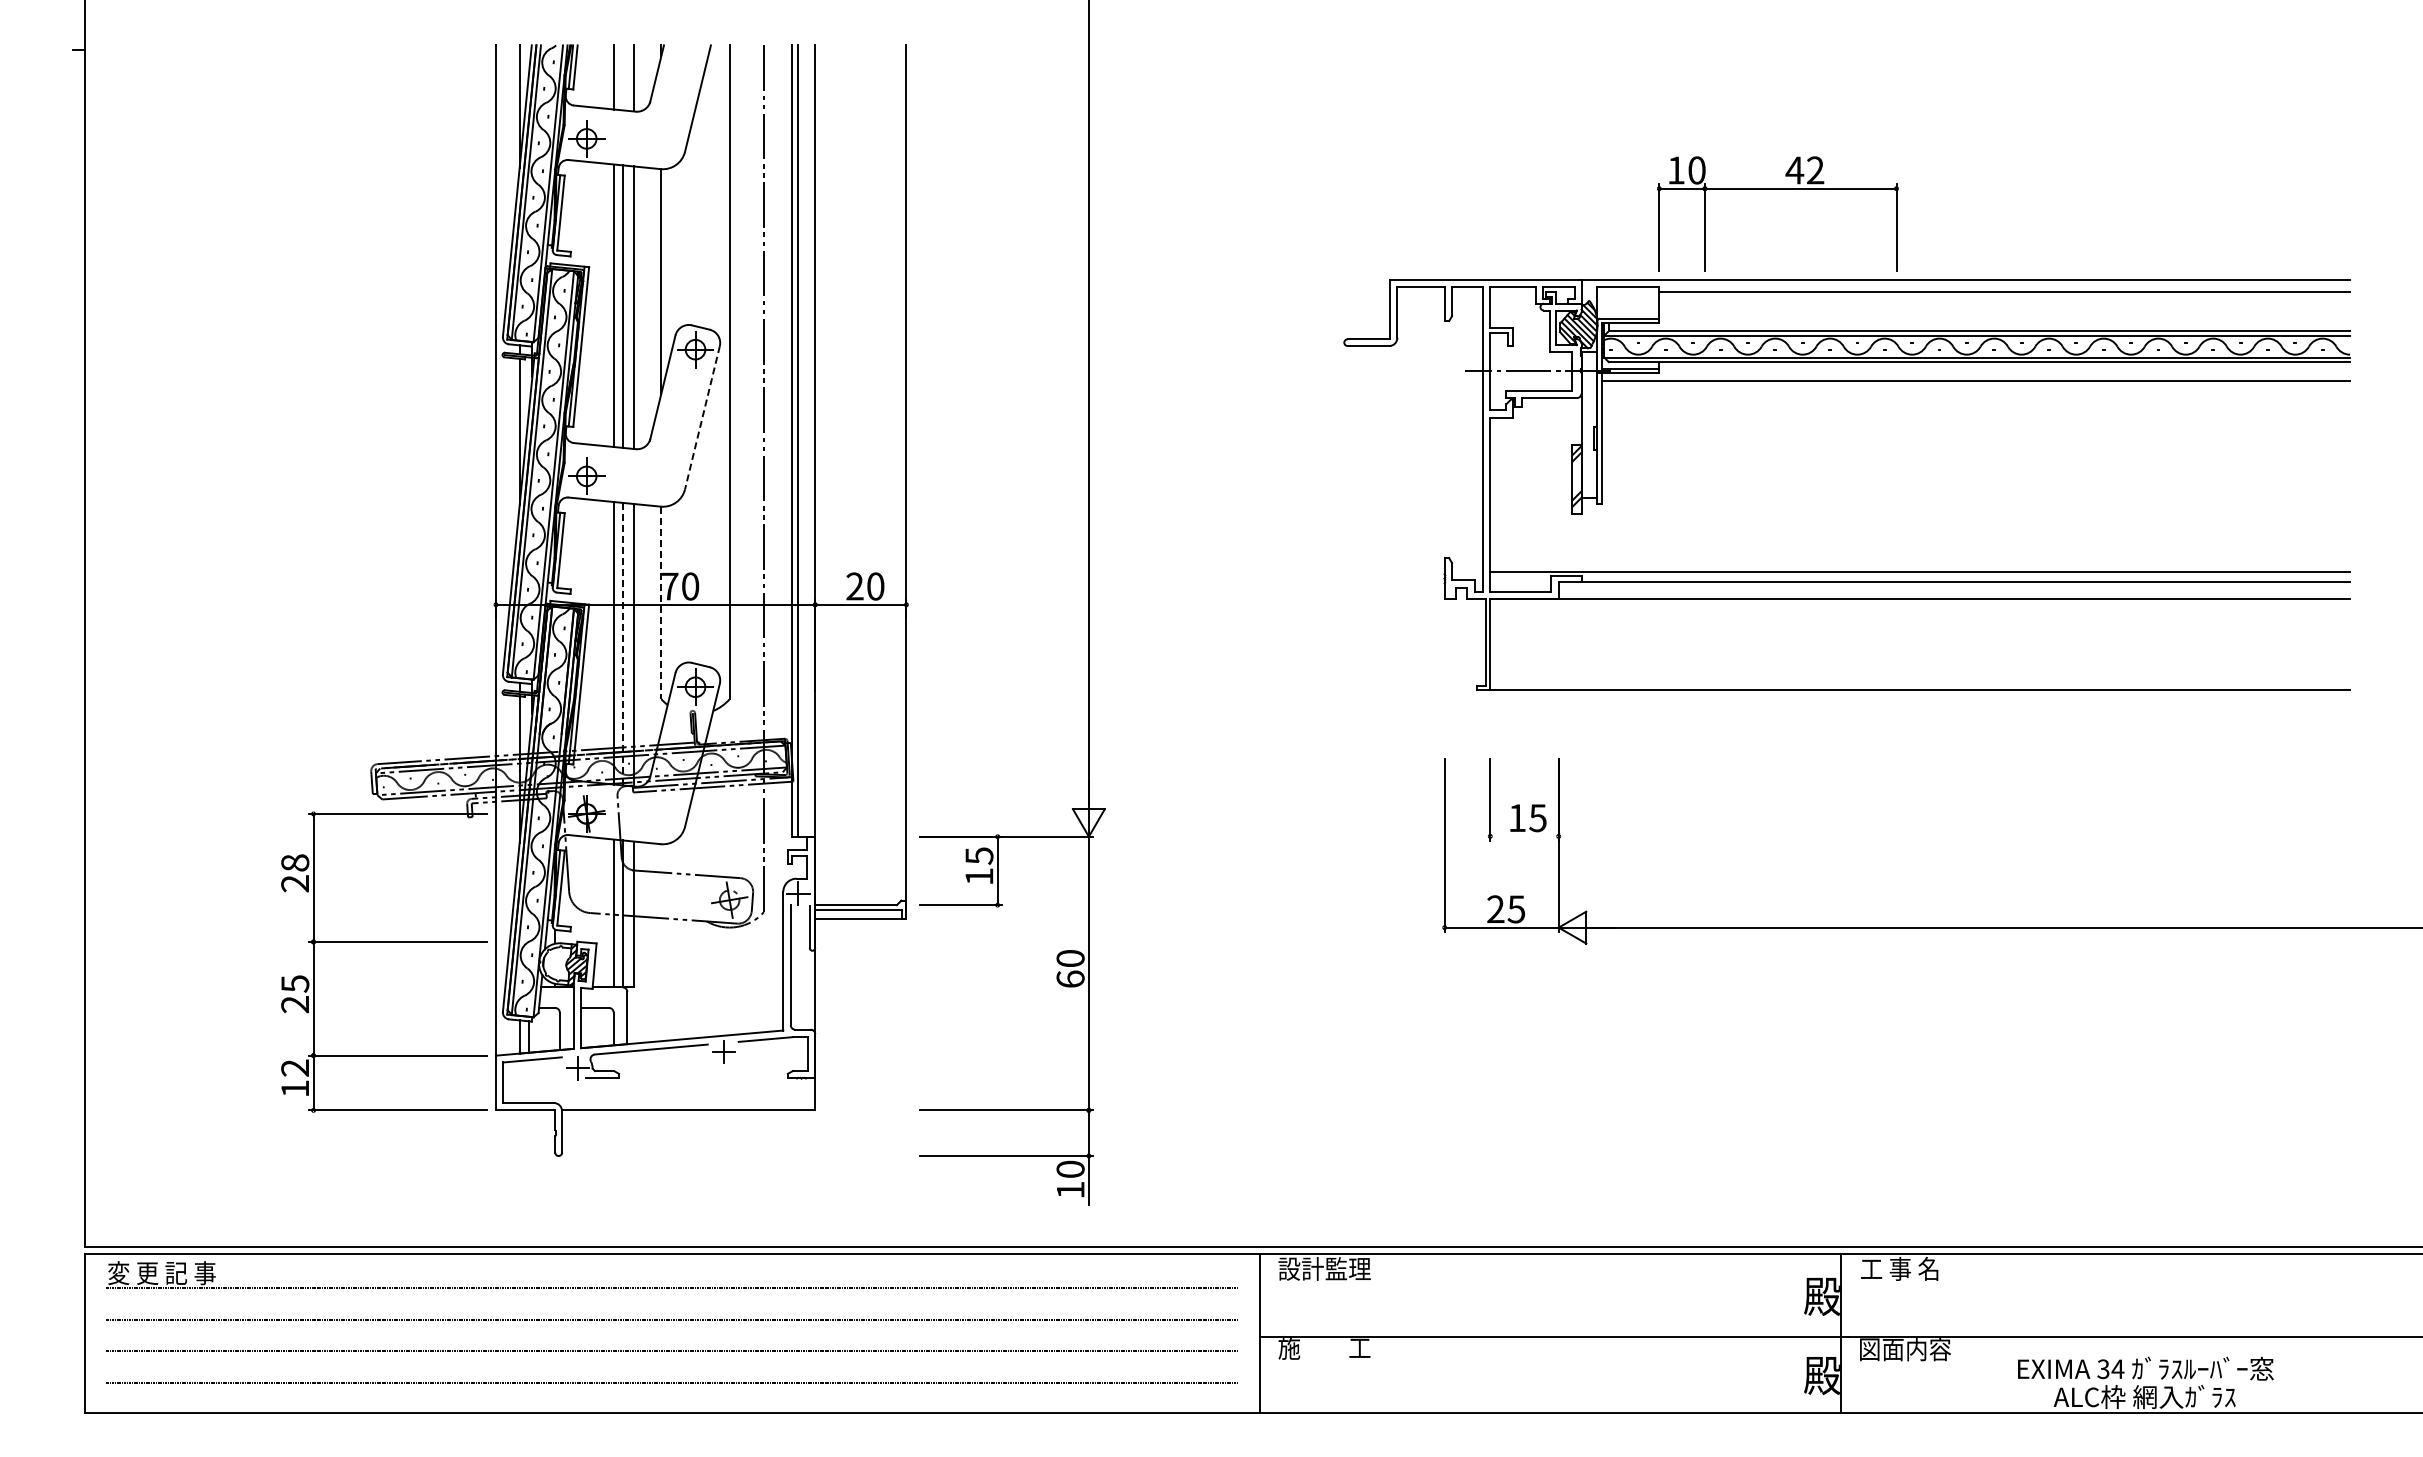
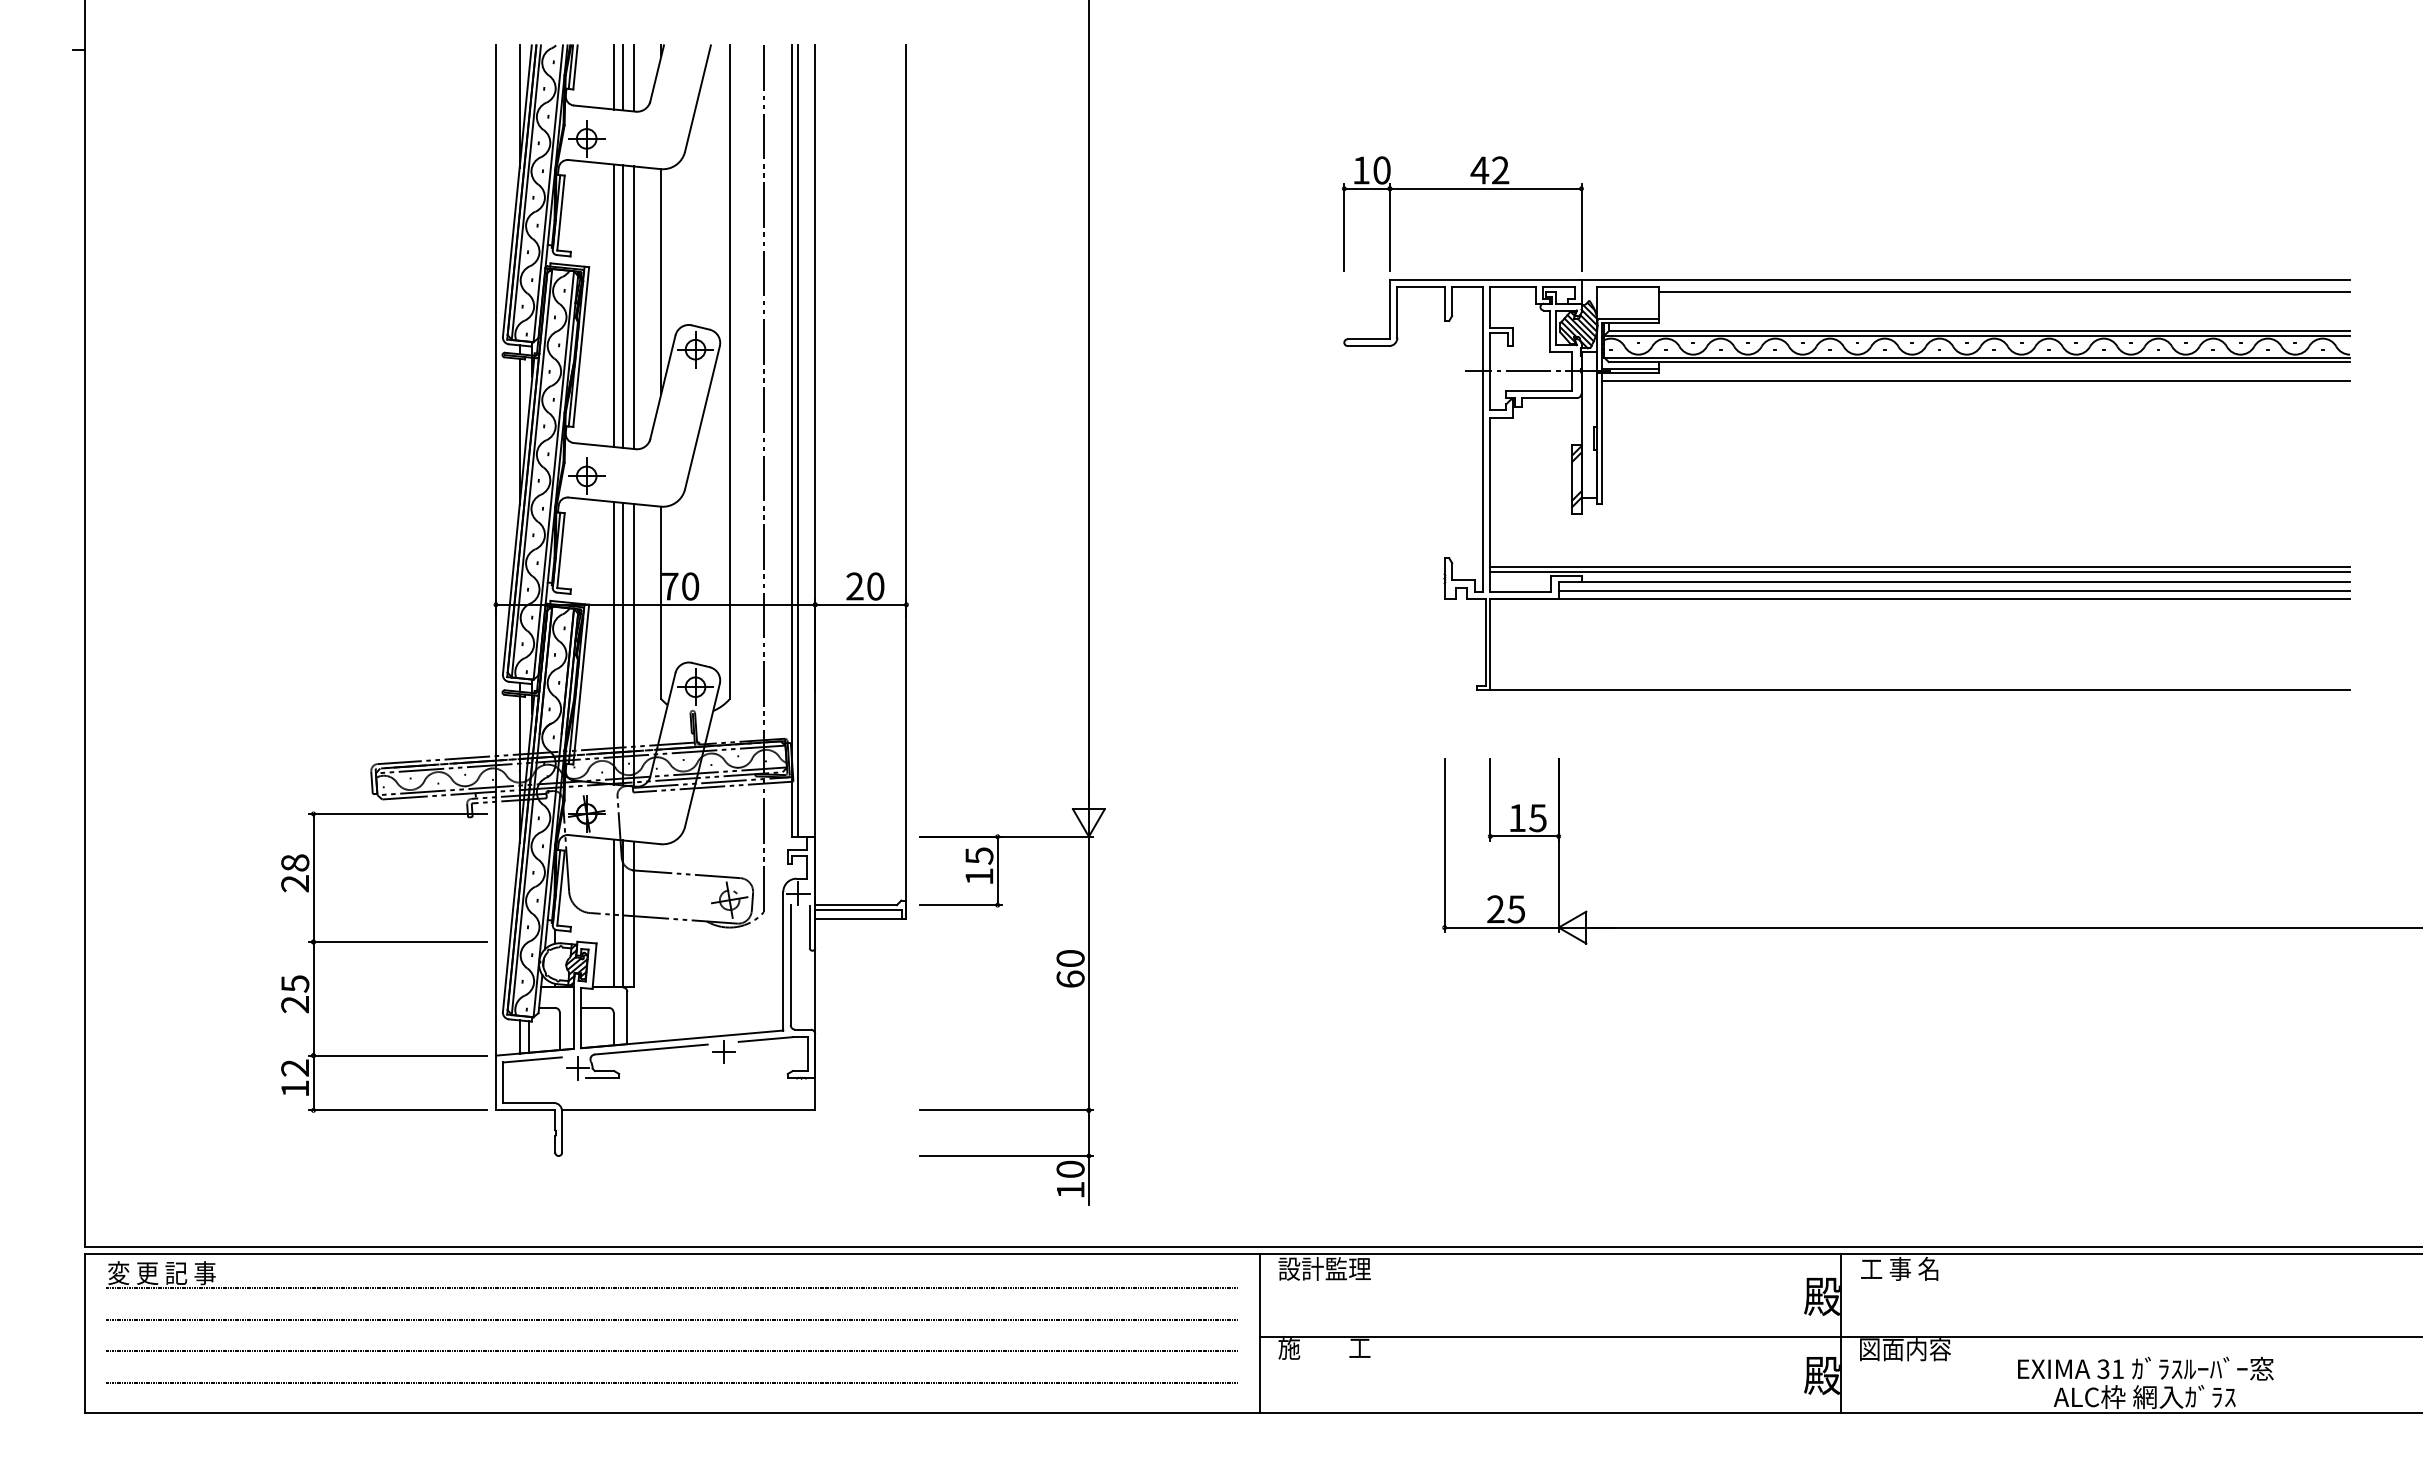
line: none -> present (623, 77)
part position: (1777, 189) -> (1462, 189) (1462, 189)
line: dashed -> solid (702, 417)
line: none -> present (1920, 567)
line: none -> present (1954, 591)
line: dashed -> solid (661, 603)
line: dashed -> solid (623, 643)
line: none -> present (1524, 836)
text: 34 -> 31 (2117, 1368)
